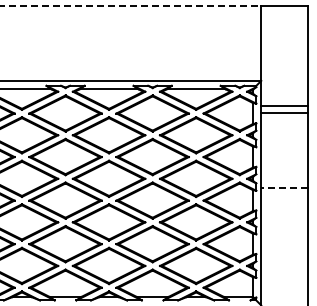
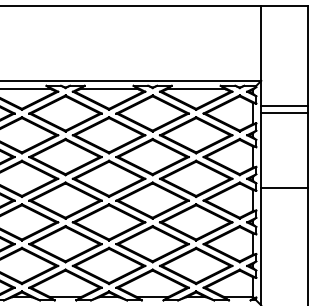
line: dashed -> solid (131, 5)
line: dashed -> solid (284, 188)
